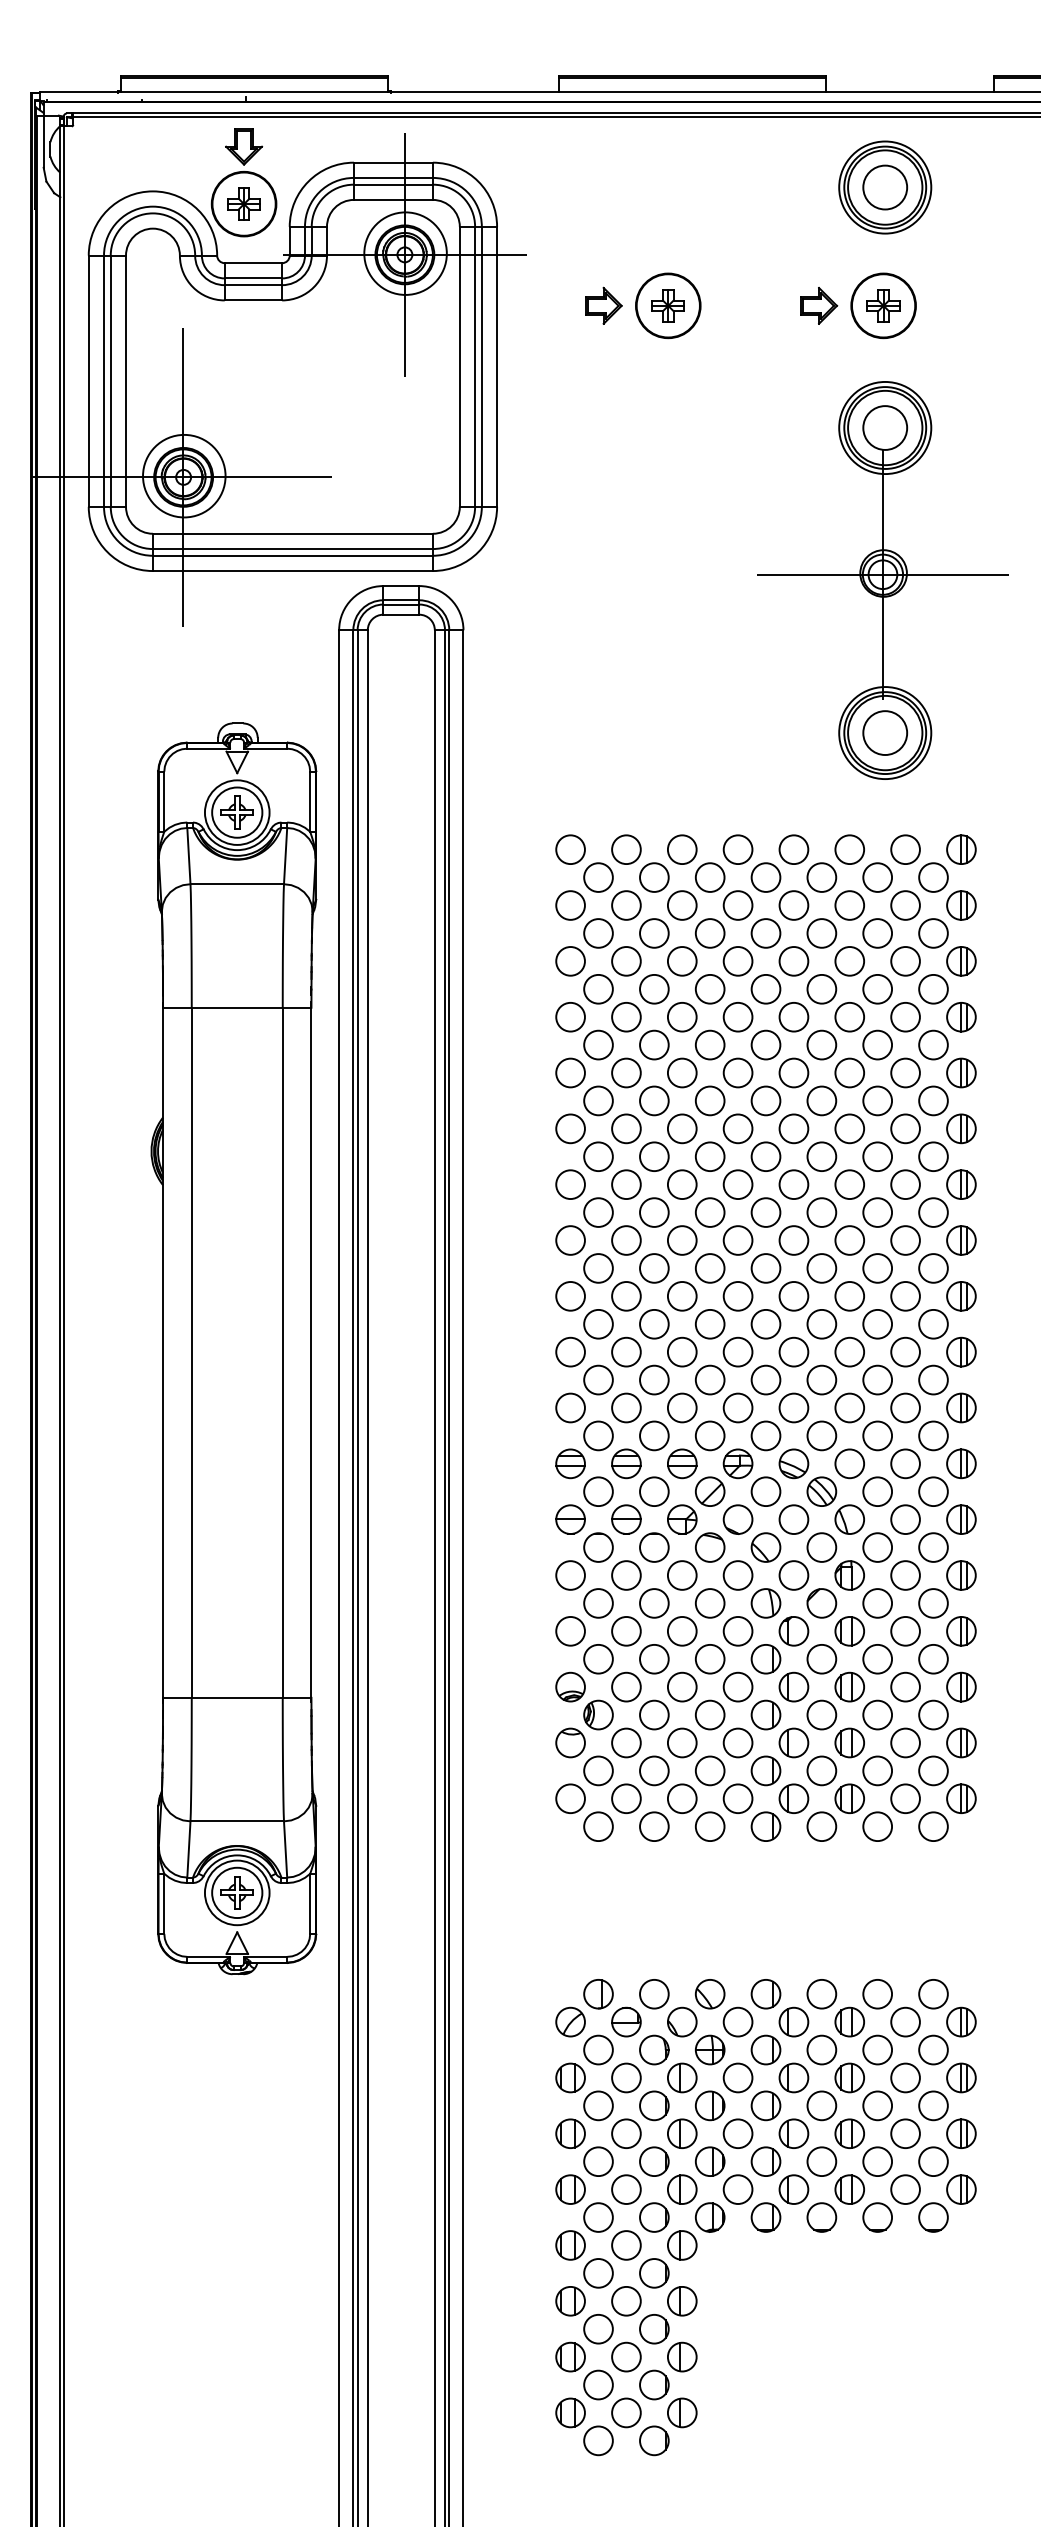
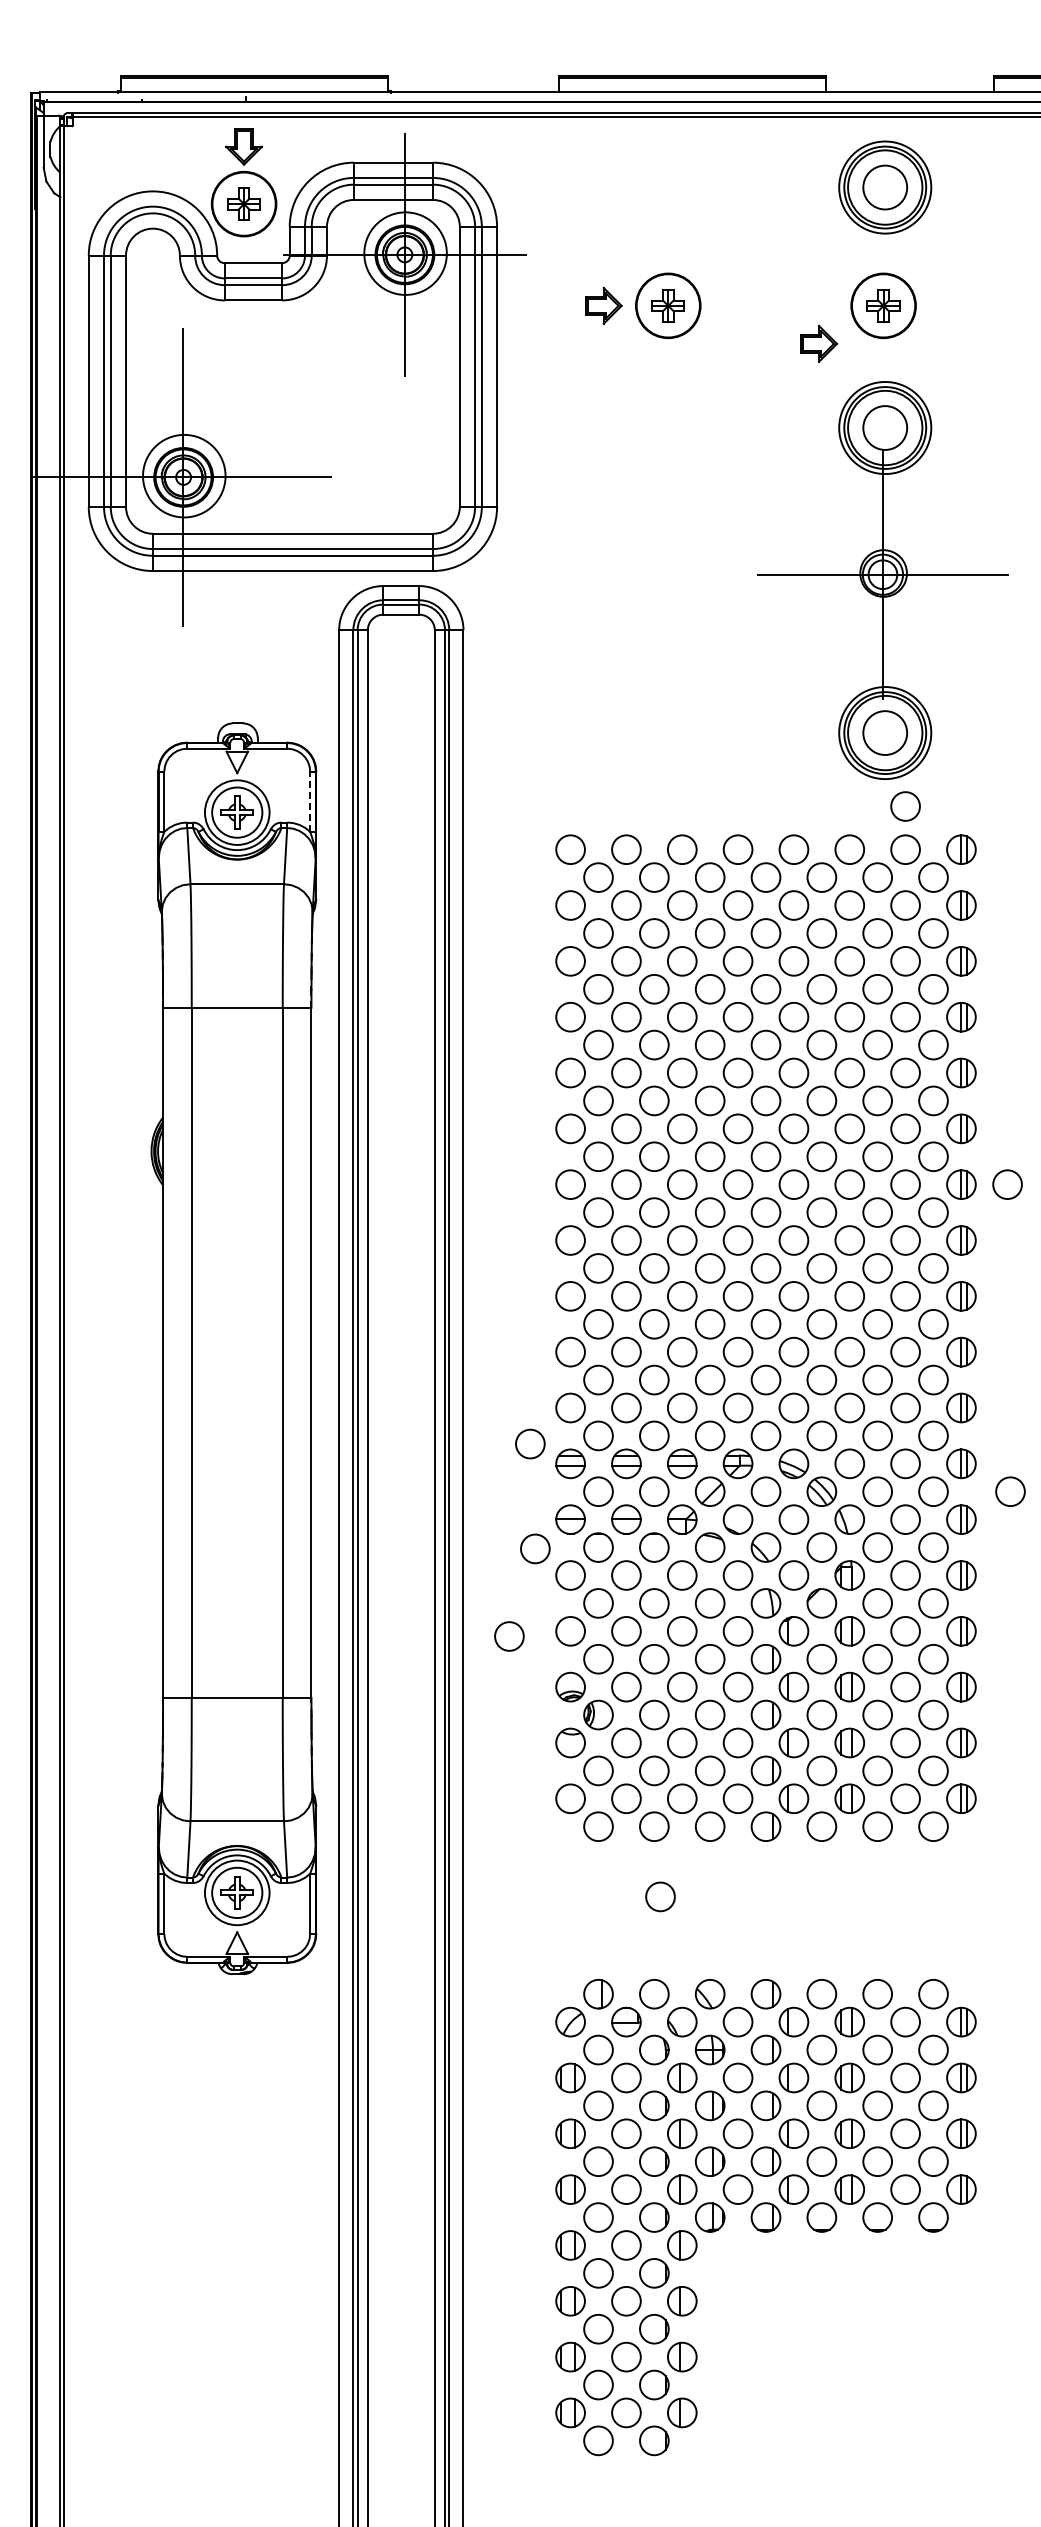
part position: (819, 305) -> (819, 343) (819, 343)
line: solid -> dashed (310, 801)
circle: none -> present (905, 806)
circle: none -> present (1007, 1184)
circle: none -> present (530, 1443)
circle: none -> present (1010, 1491)
circle: none -> present (535, 1548)
circle: none -> present (509, 1636)
circle: none -> present (660, 1896)
